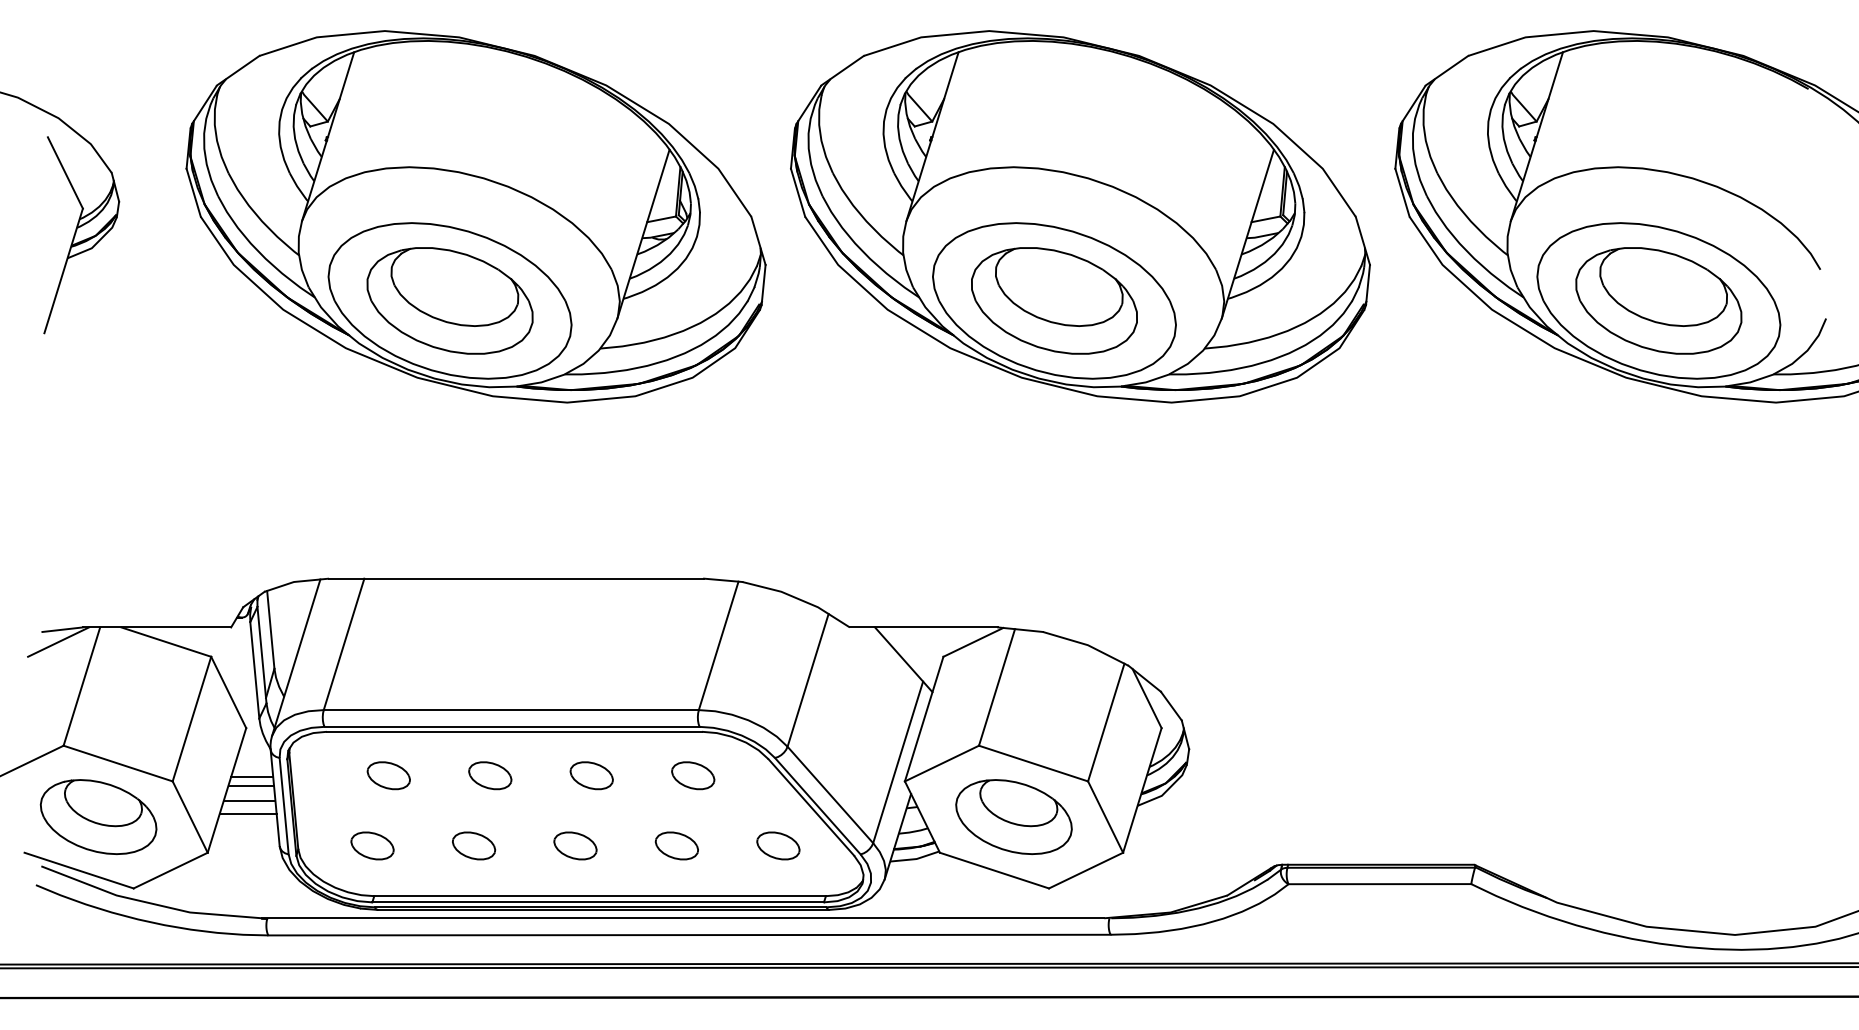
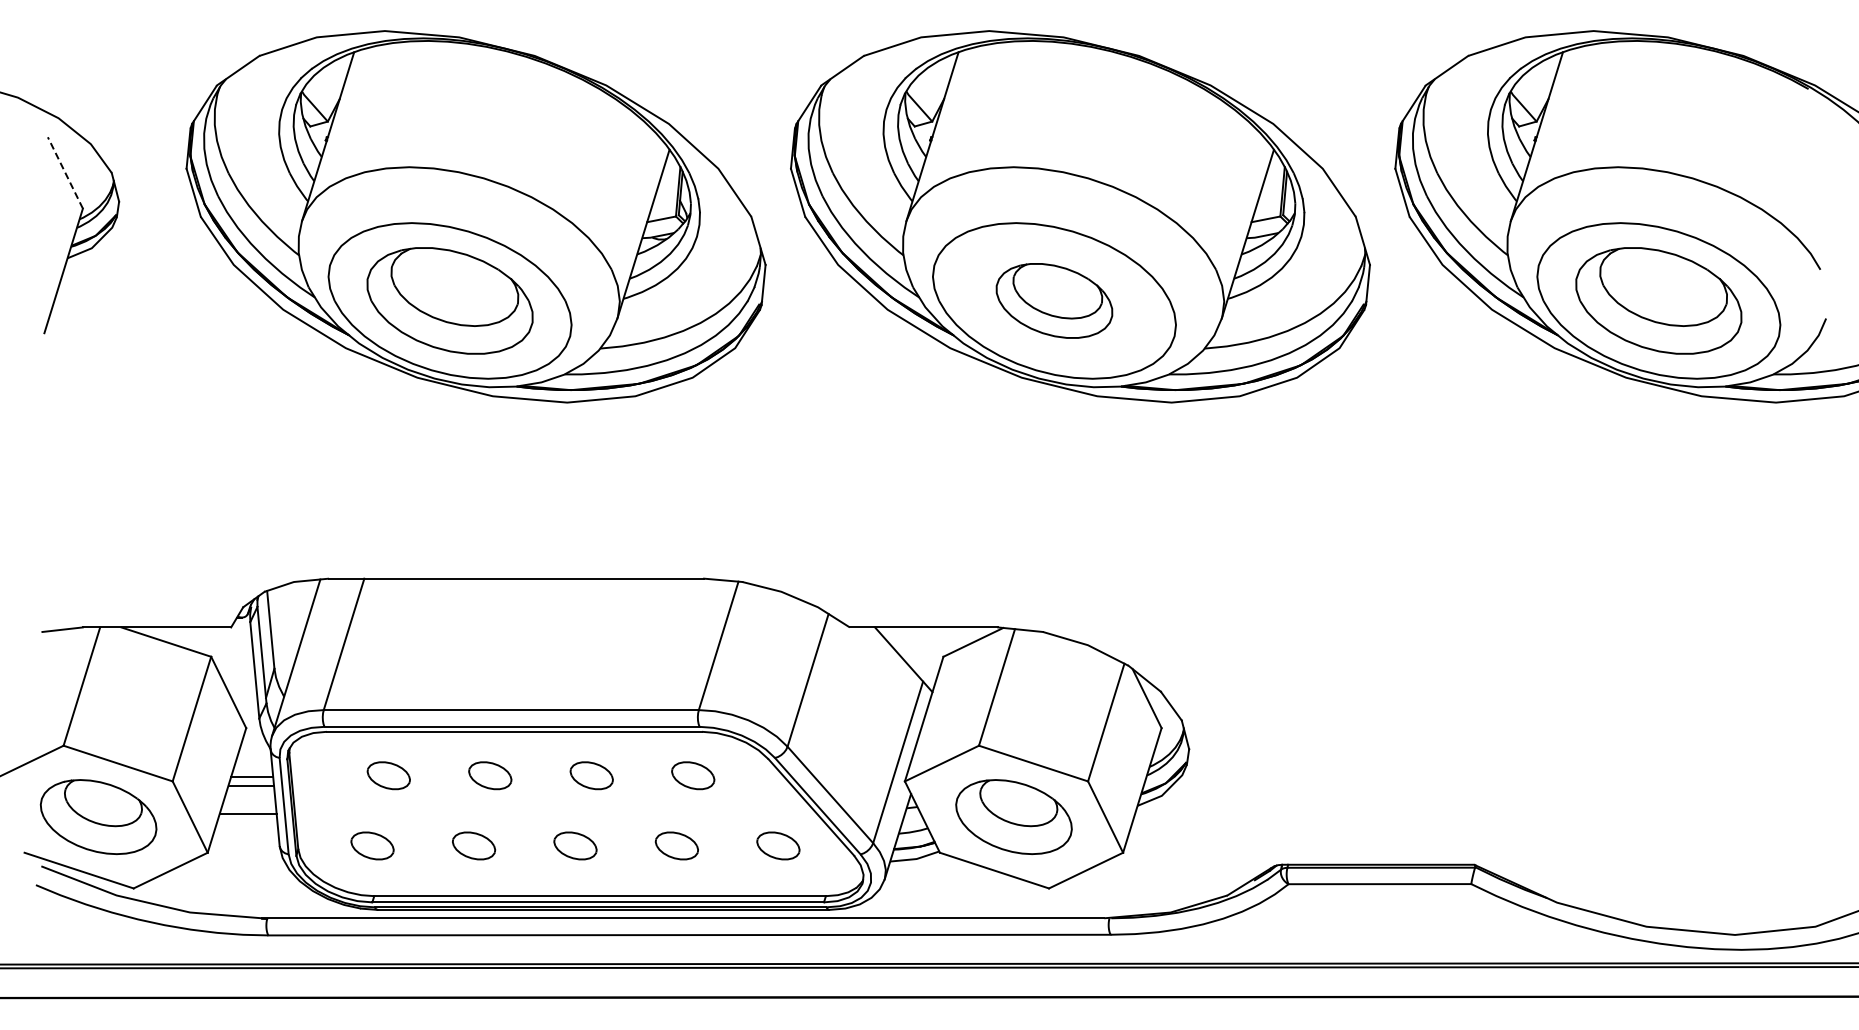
line: solid -> dashed (65, 172)
part size: 167x108 px -> 119x76 px (1054, 300)
line: present -> none (58, 641)
line: present -> none (249, 801)
